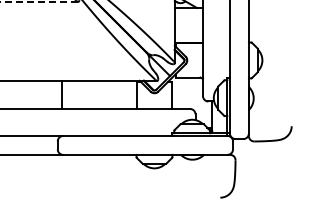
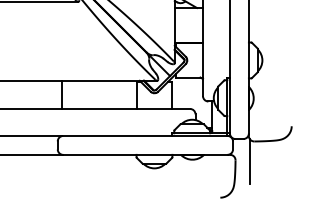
line: dashed -> solid (39, 1)
line: none -> present (250, 161)
